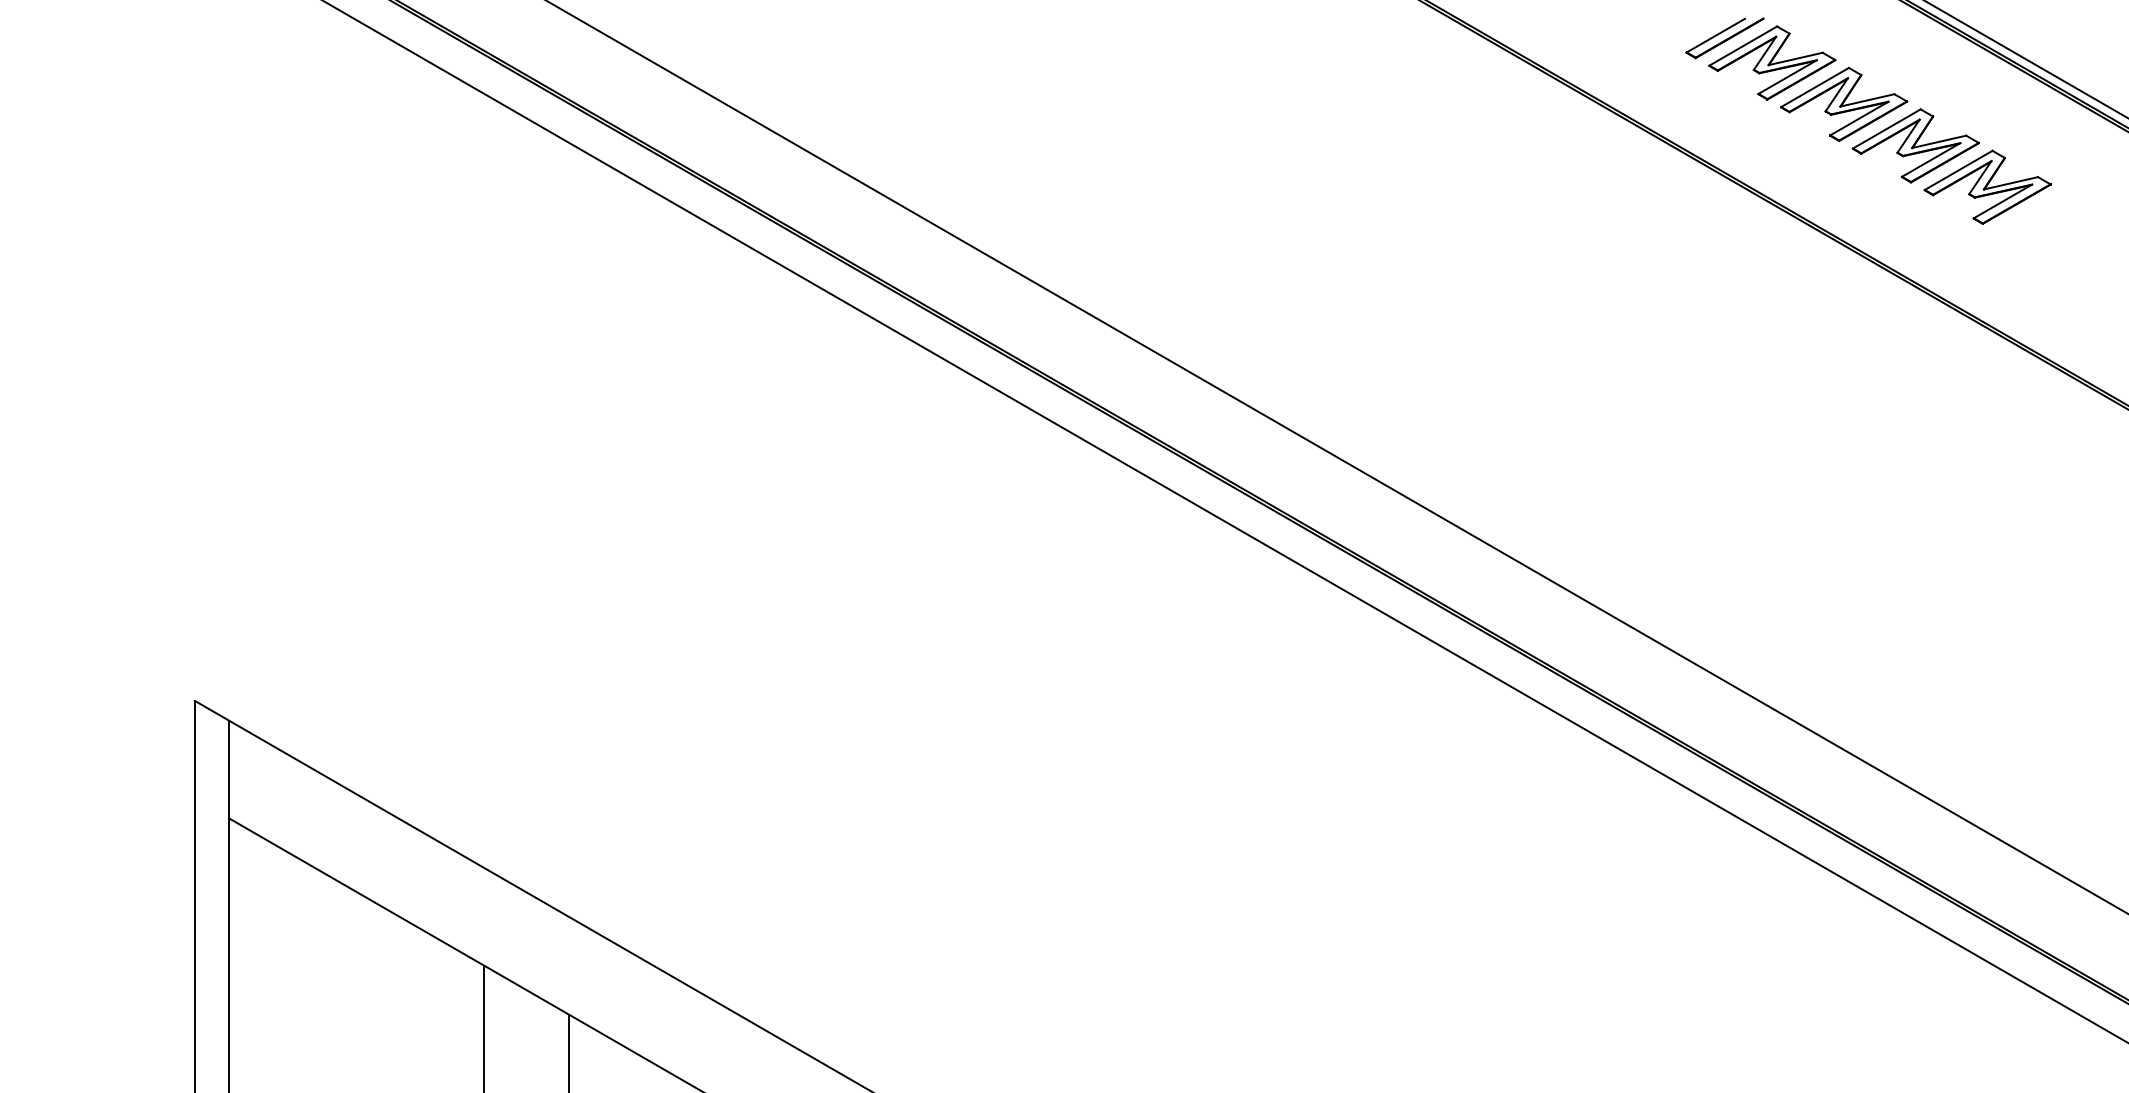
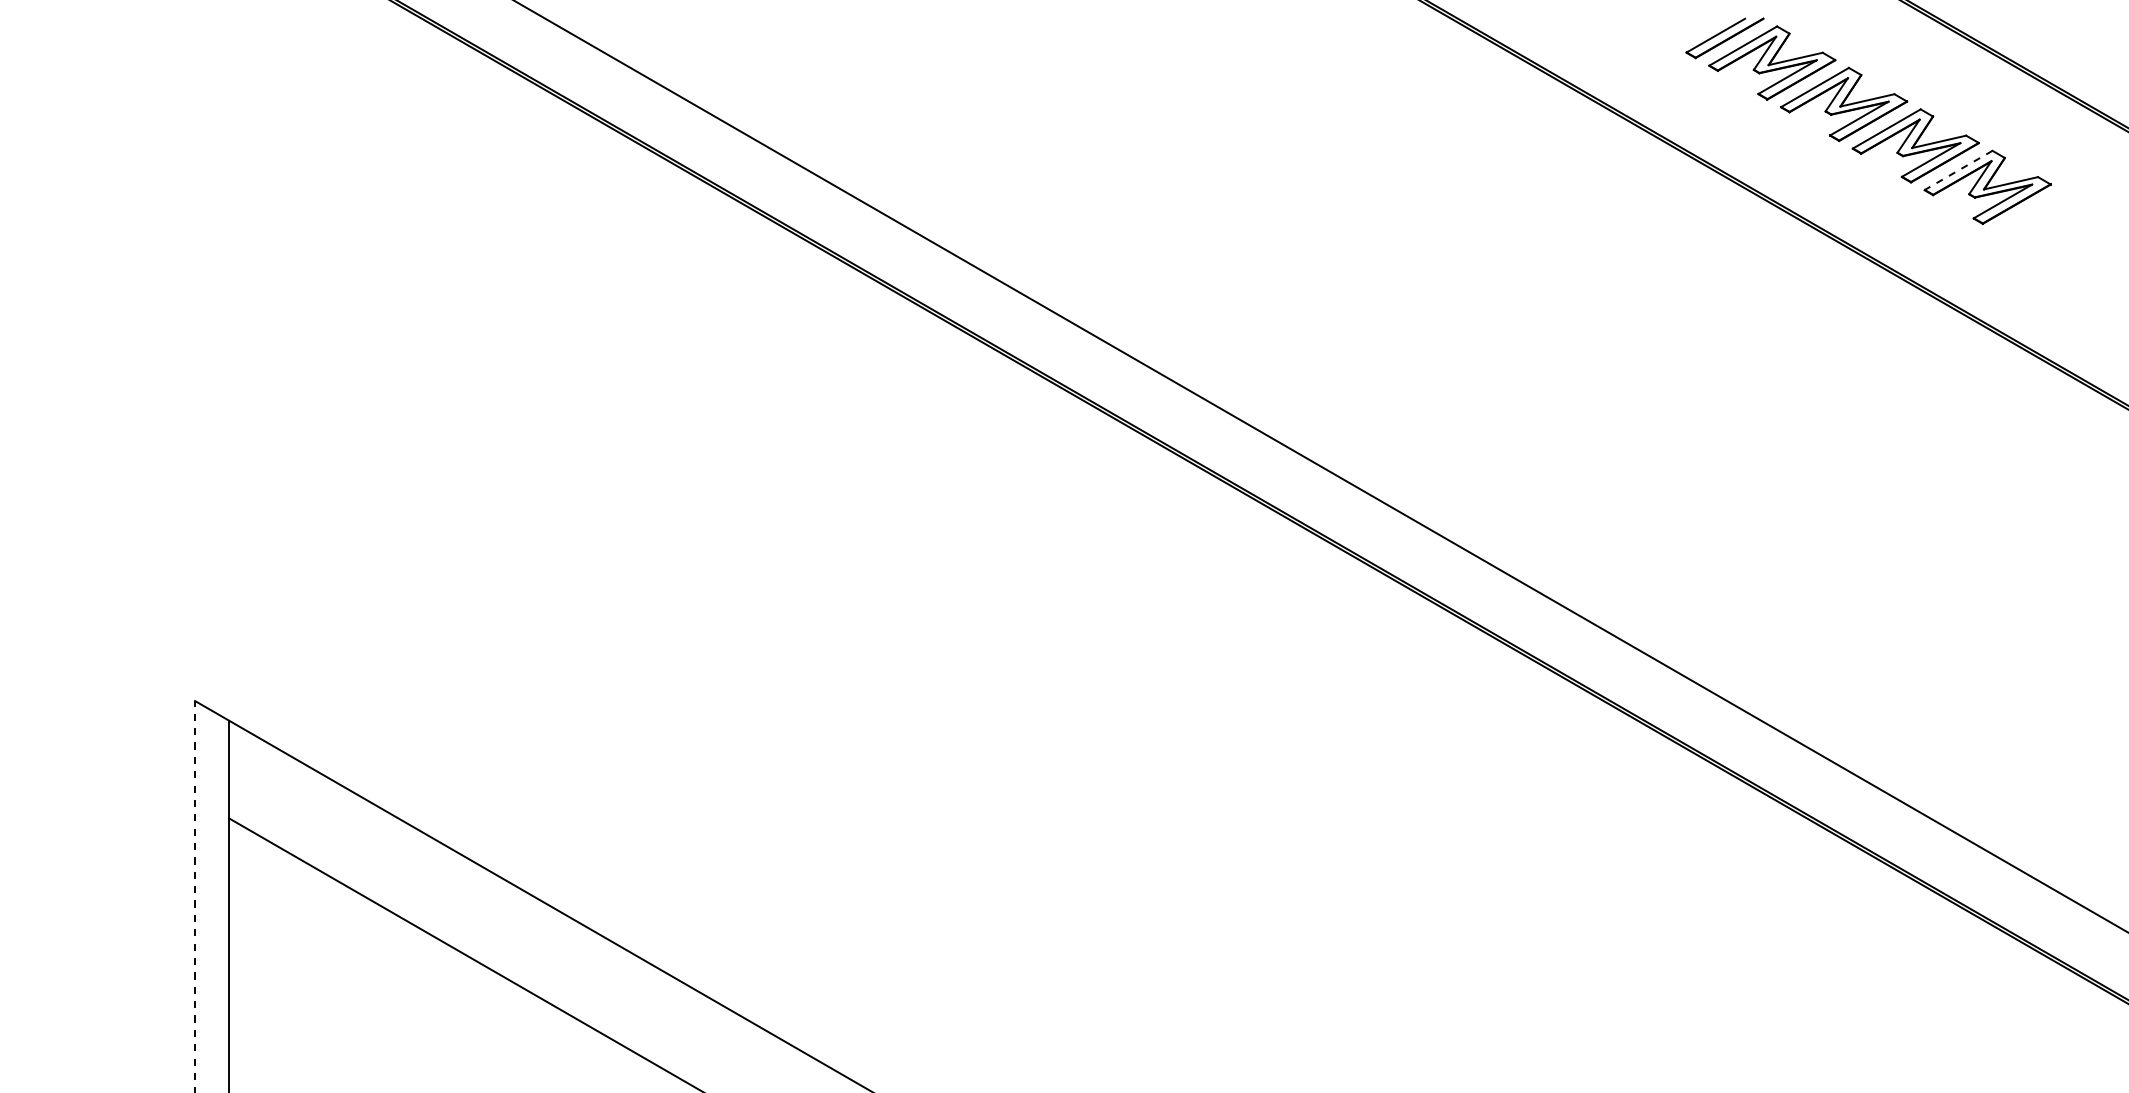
line: present -> none (2025, 59)
line: solid -> dashed (1958, 170)
line position: (1336, 457) -> (1320, 466) (1320, 466)
line: present -> none (1225, 521)
line: solid -> dashed (195, 896)
line: present -> none (484, 1027)
line: present -> none (568, 1051)
